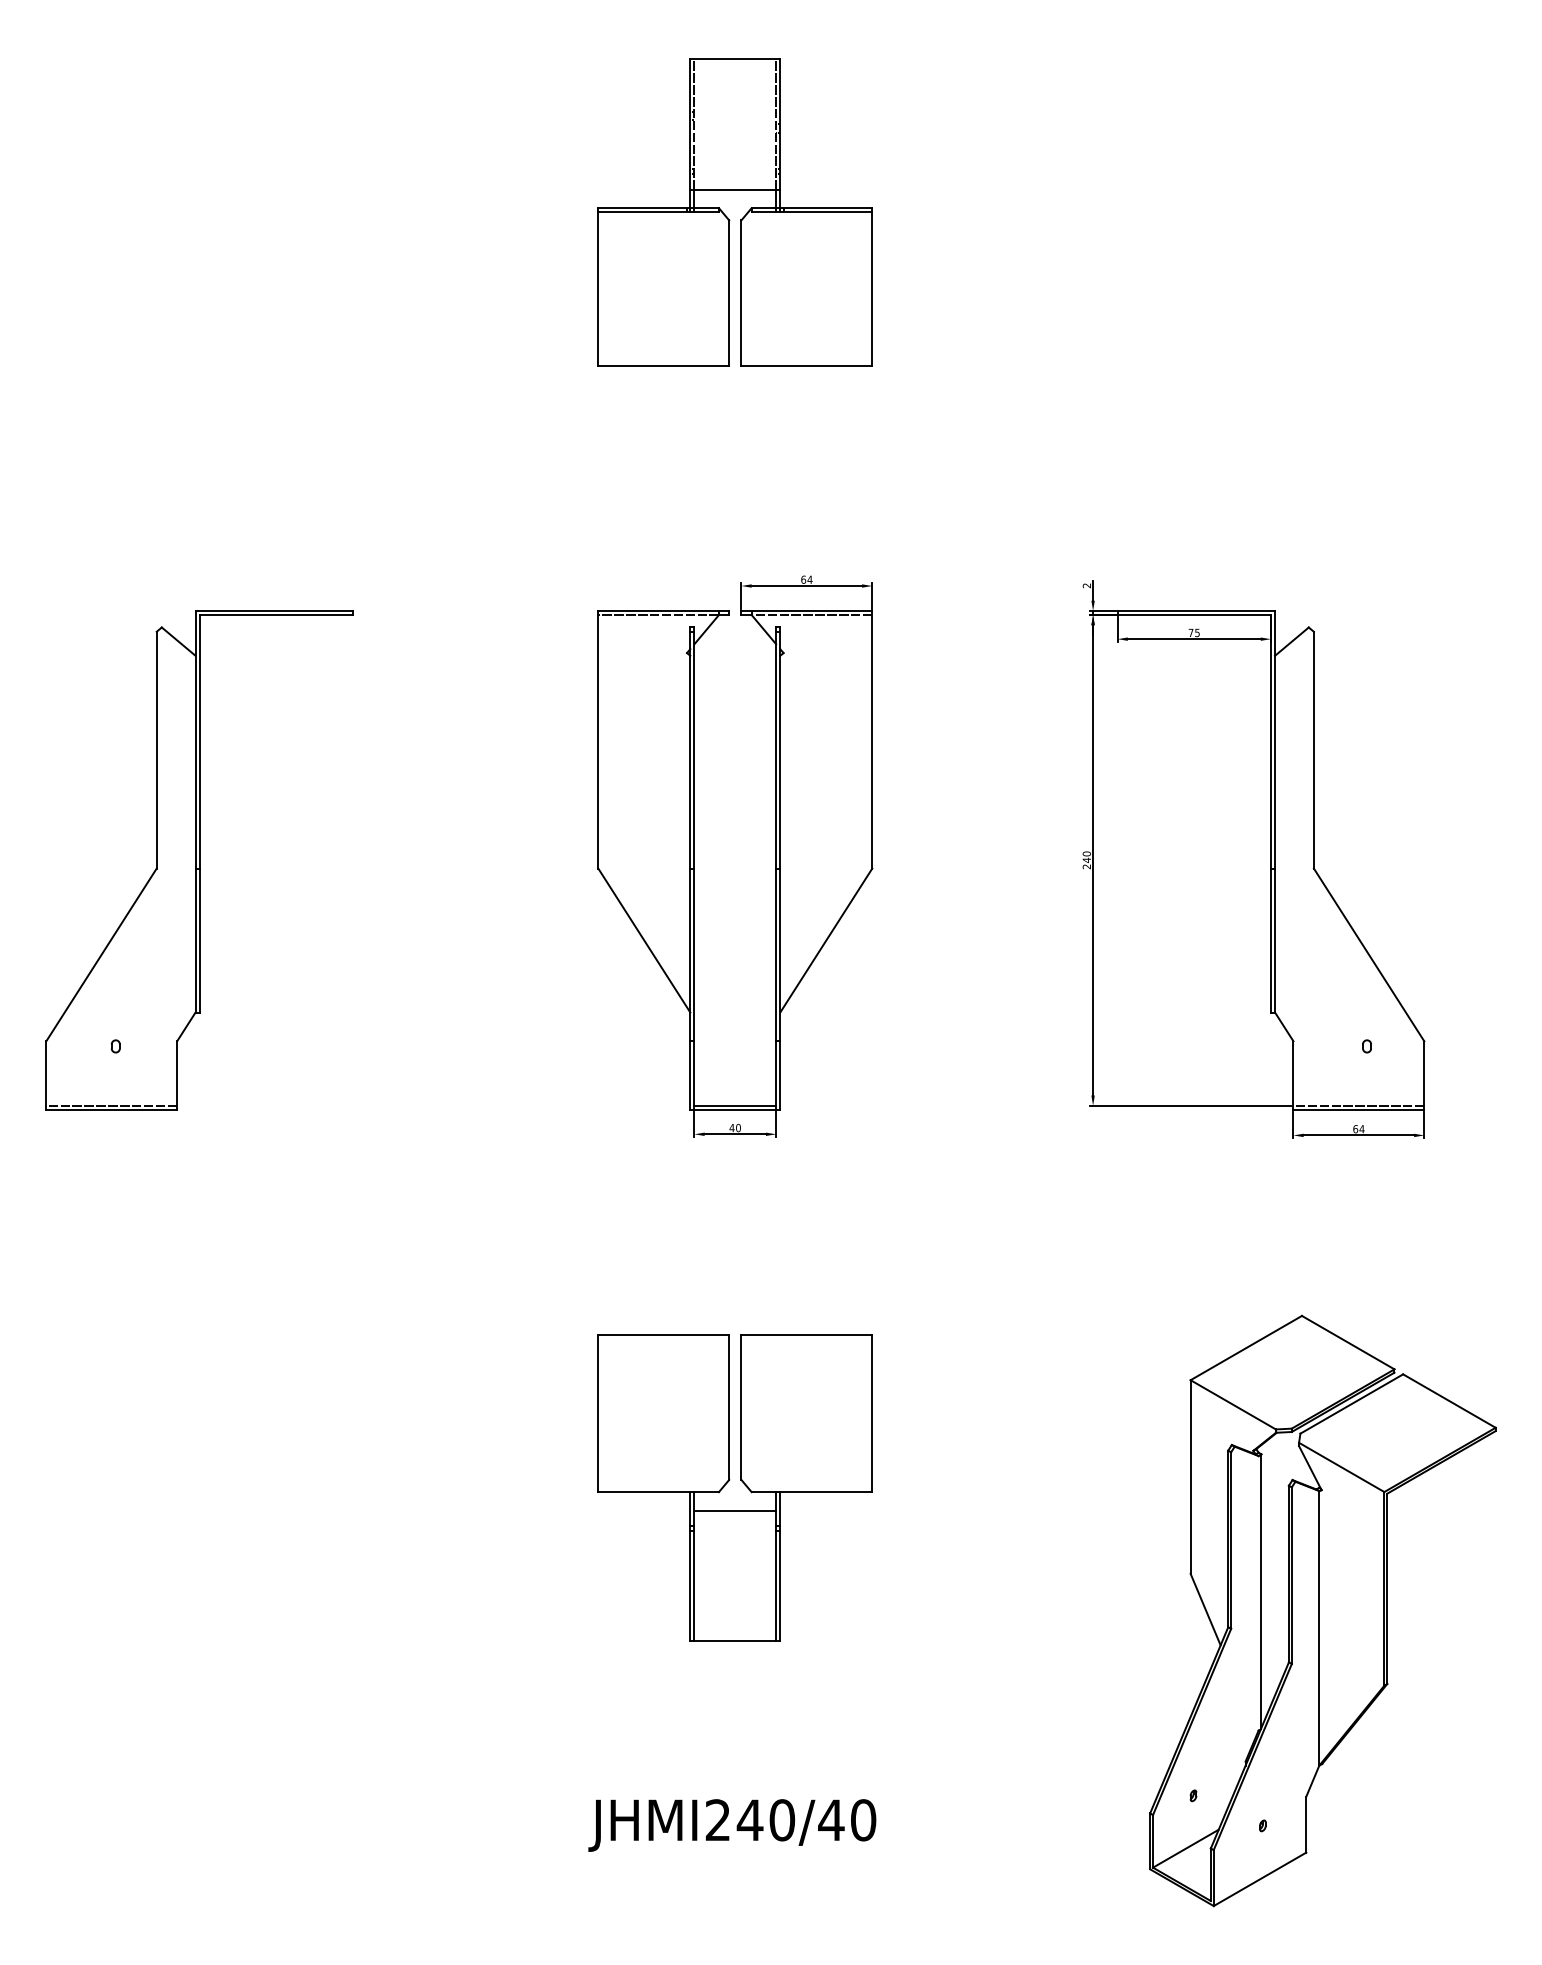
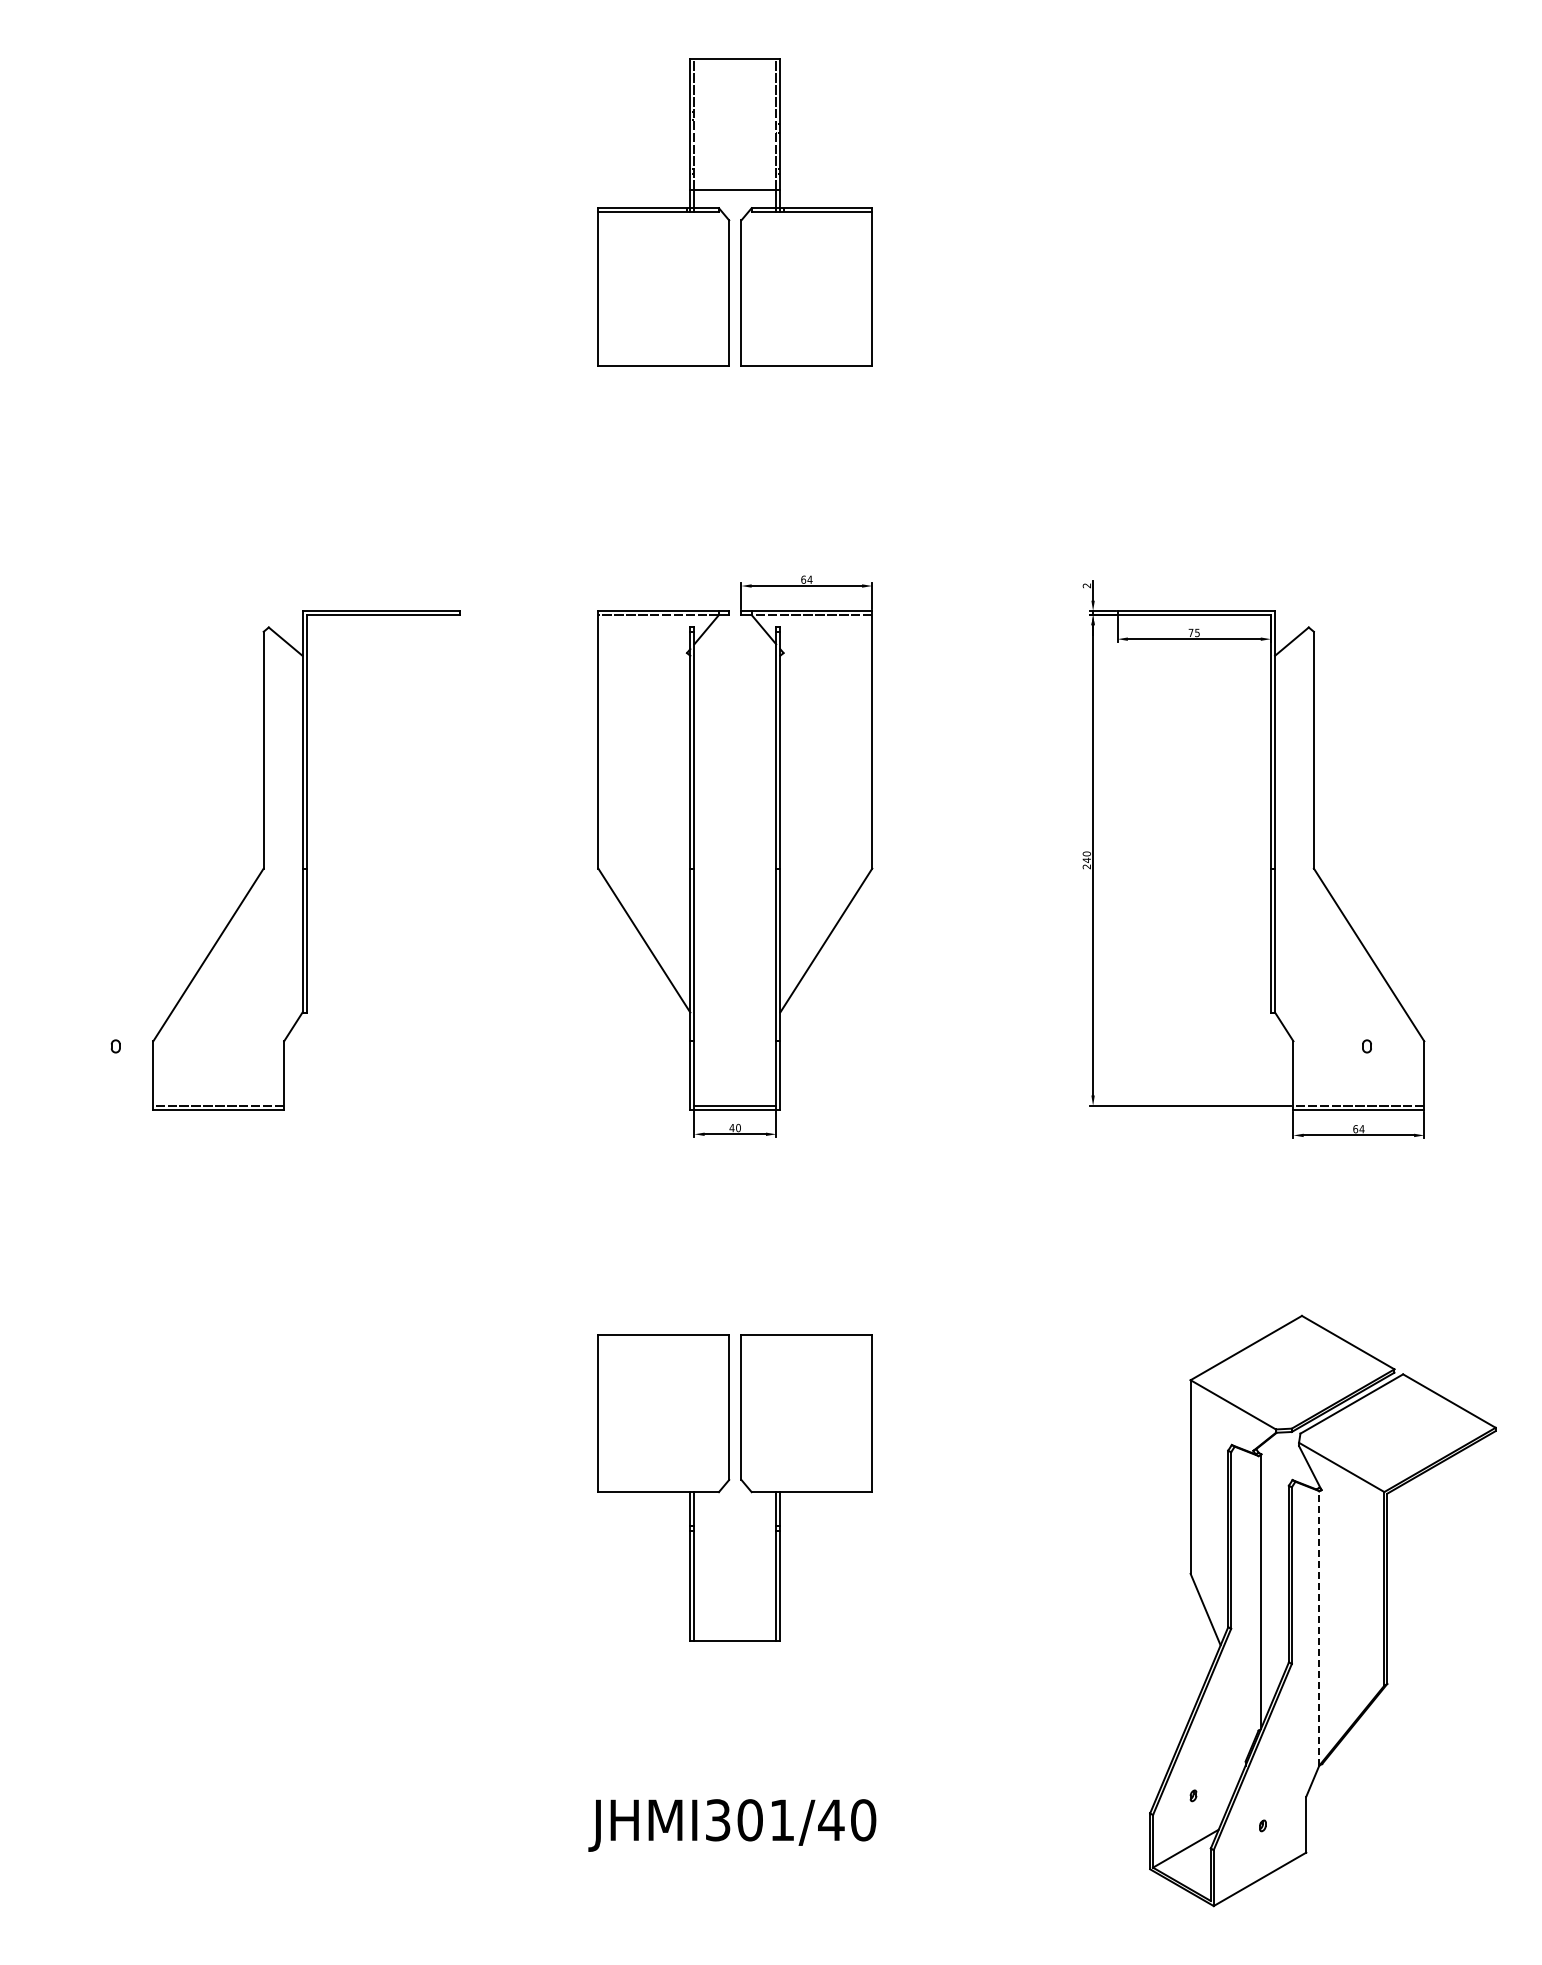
part position: (199, 860) -> (306, 860) (306, 860)
line: present -> none (735, 1510)
line: solid -> dashed (1319, 1627)
text: JHMI240/40 -> JHMI301/40 (750, 1820)
